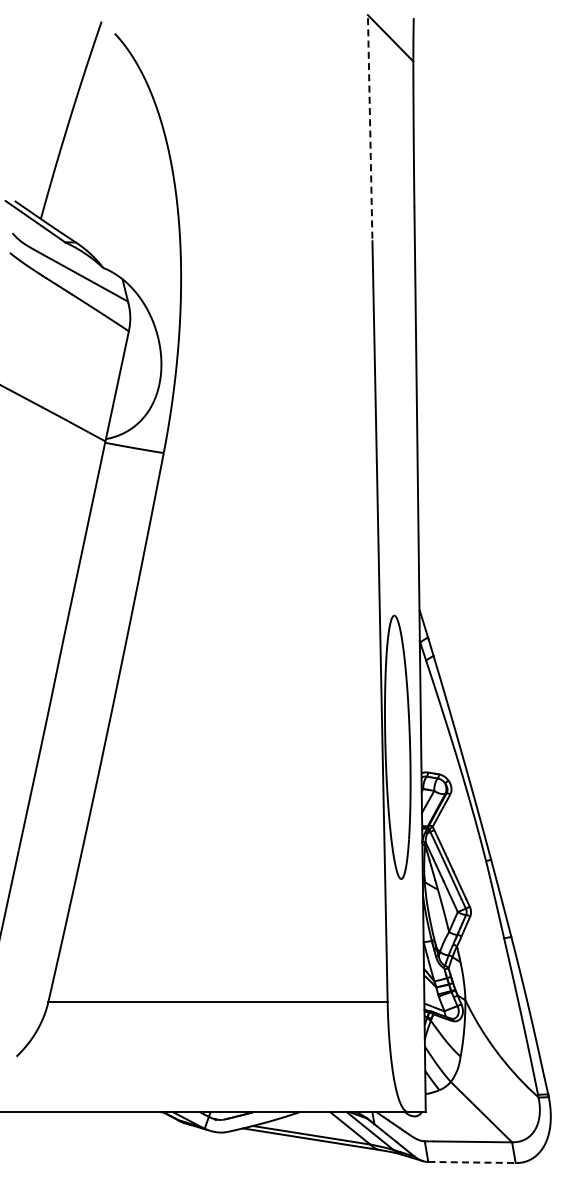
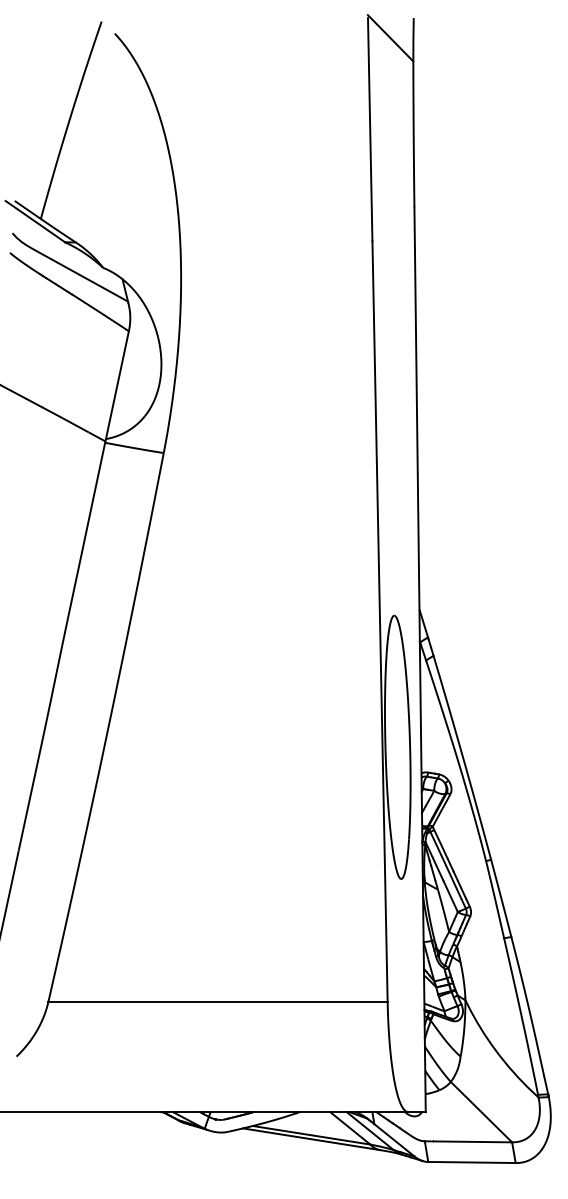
line: dashed -> solid (370, 129)
line: dashed -> solid (472, 1162)
